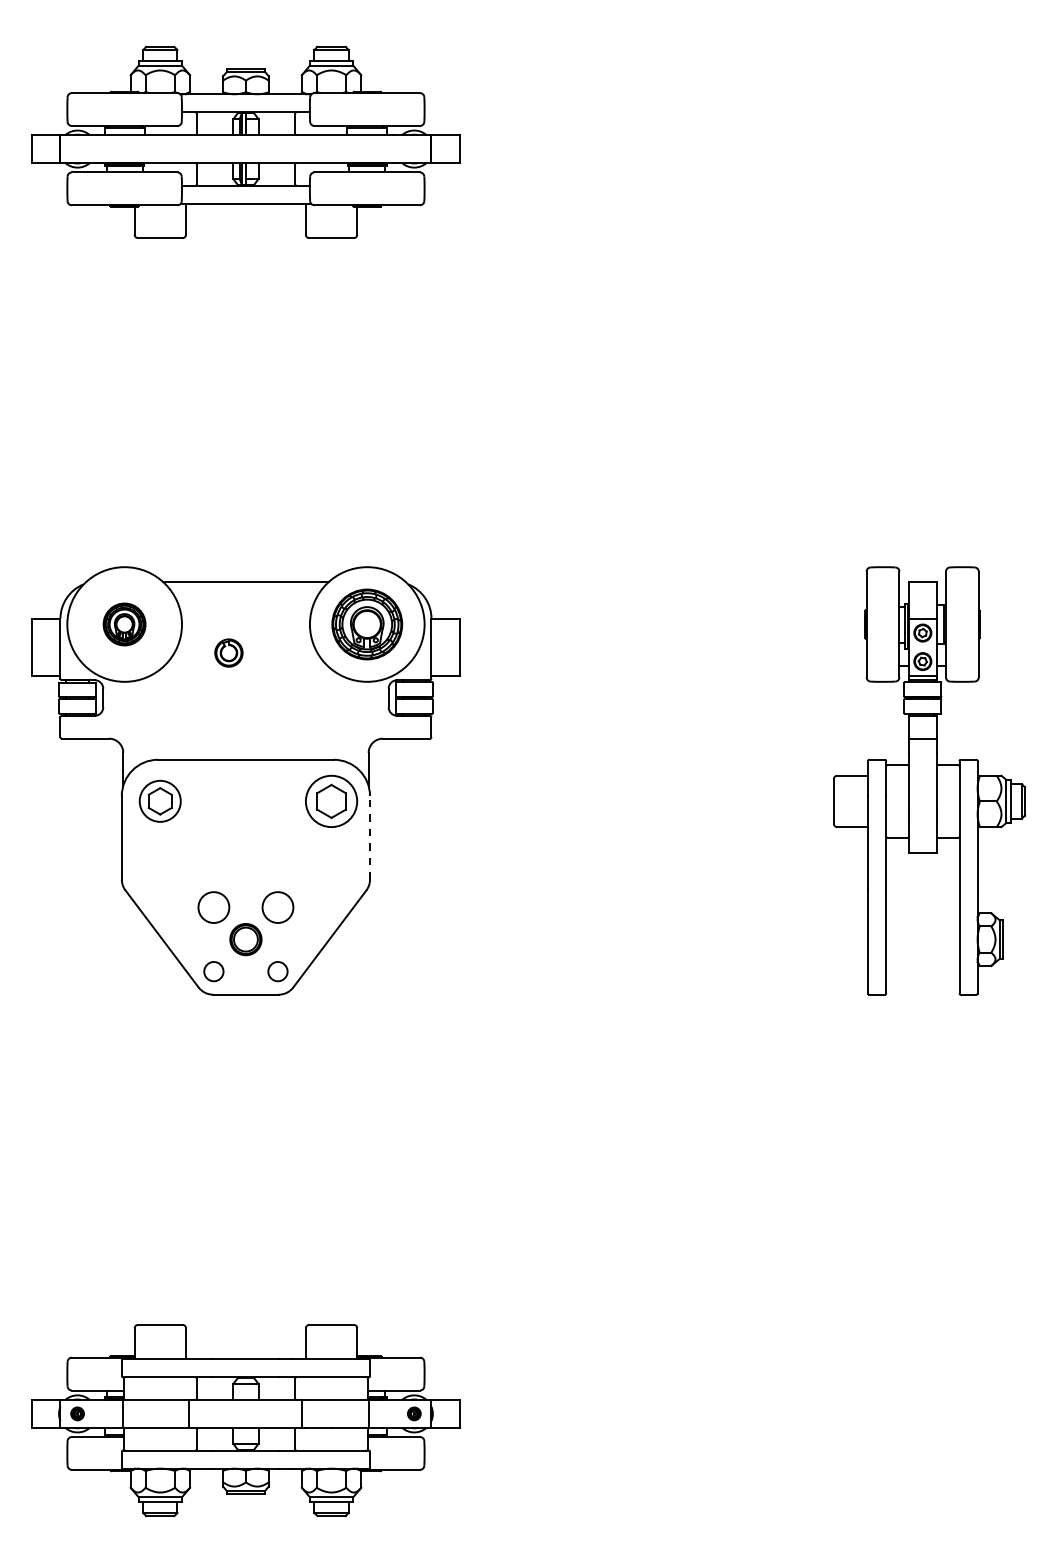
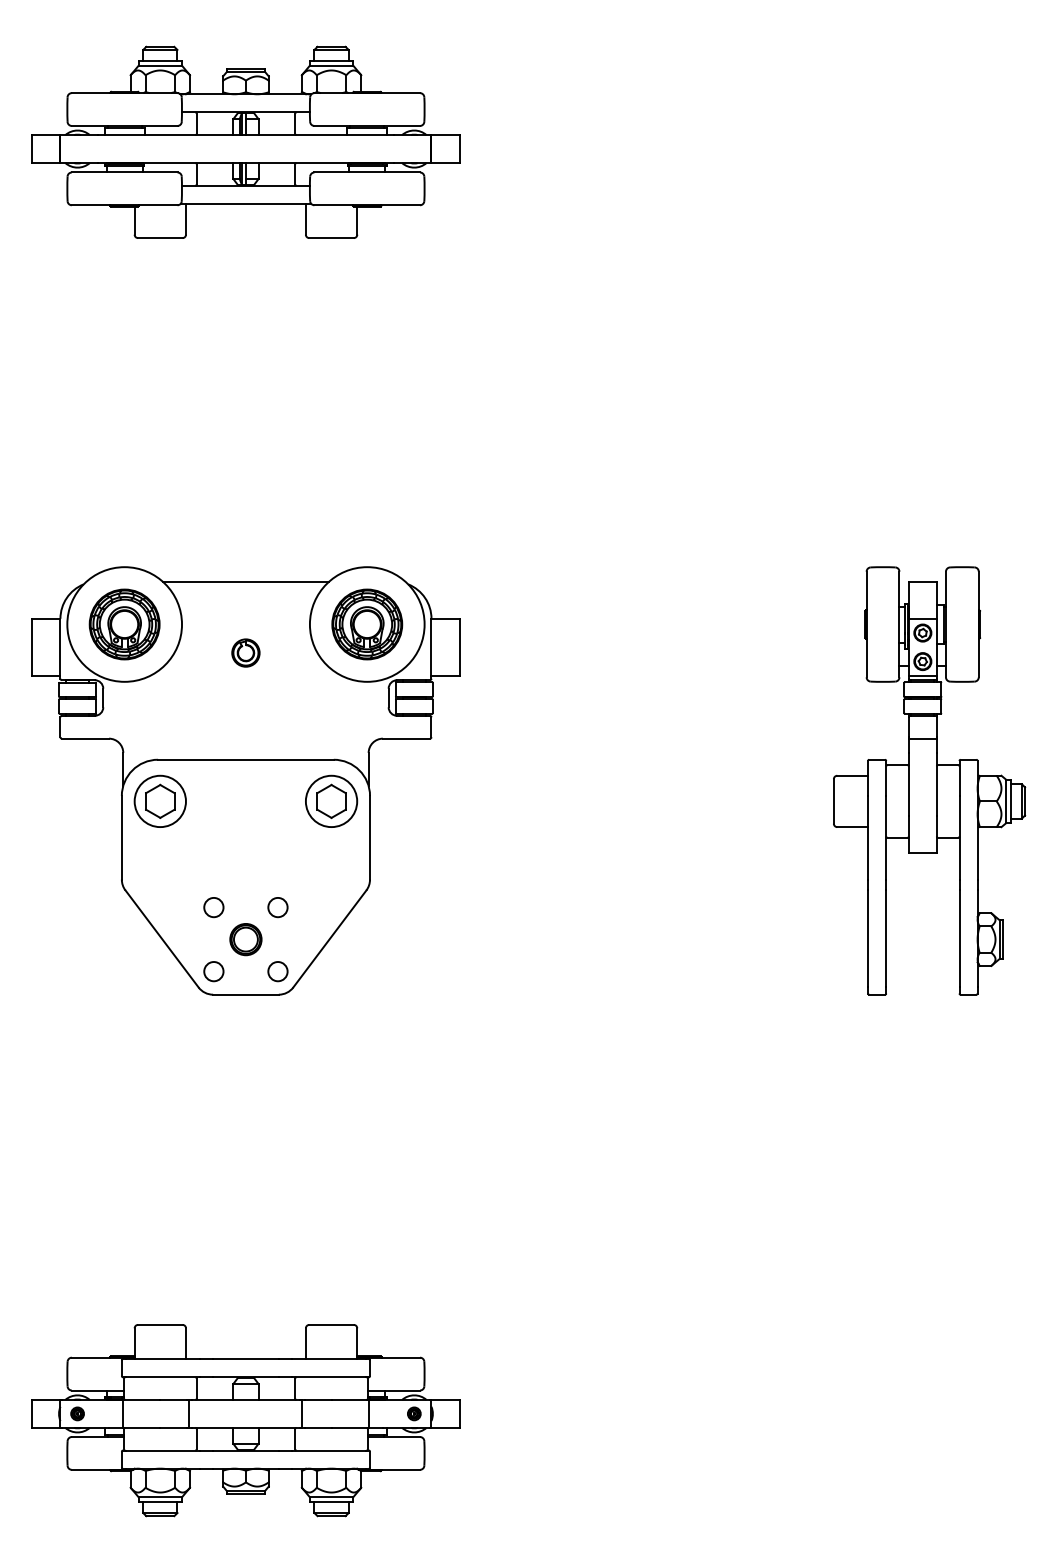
part size: 45x45 px -> 73x73 px (124, 624)
part position: (228, 652) -> (245, 652) (245, 652)
part size: 44x44 px -> 54x54 px (159, 800)
line: dashed -> solid (370, 837)
circle diameter: 31 px -> 19 px (213, 907)
circle diameter: 31 px -> 19 px (277, 907)
